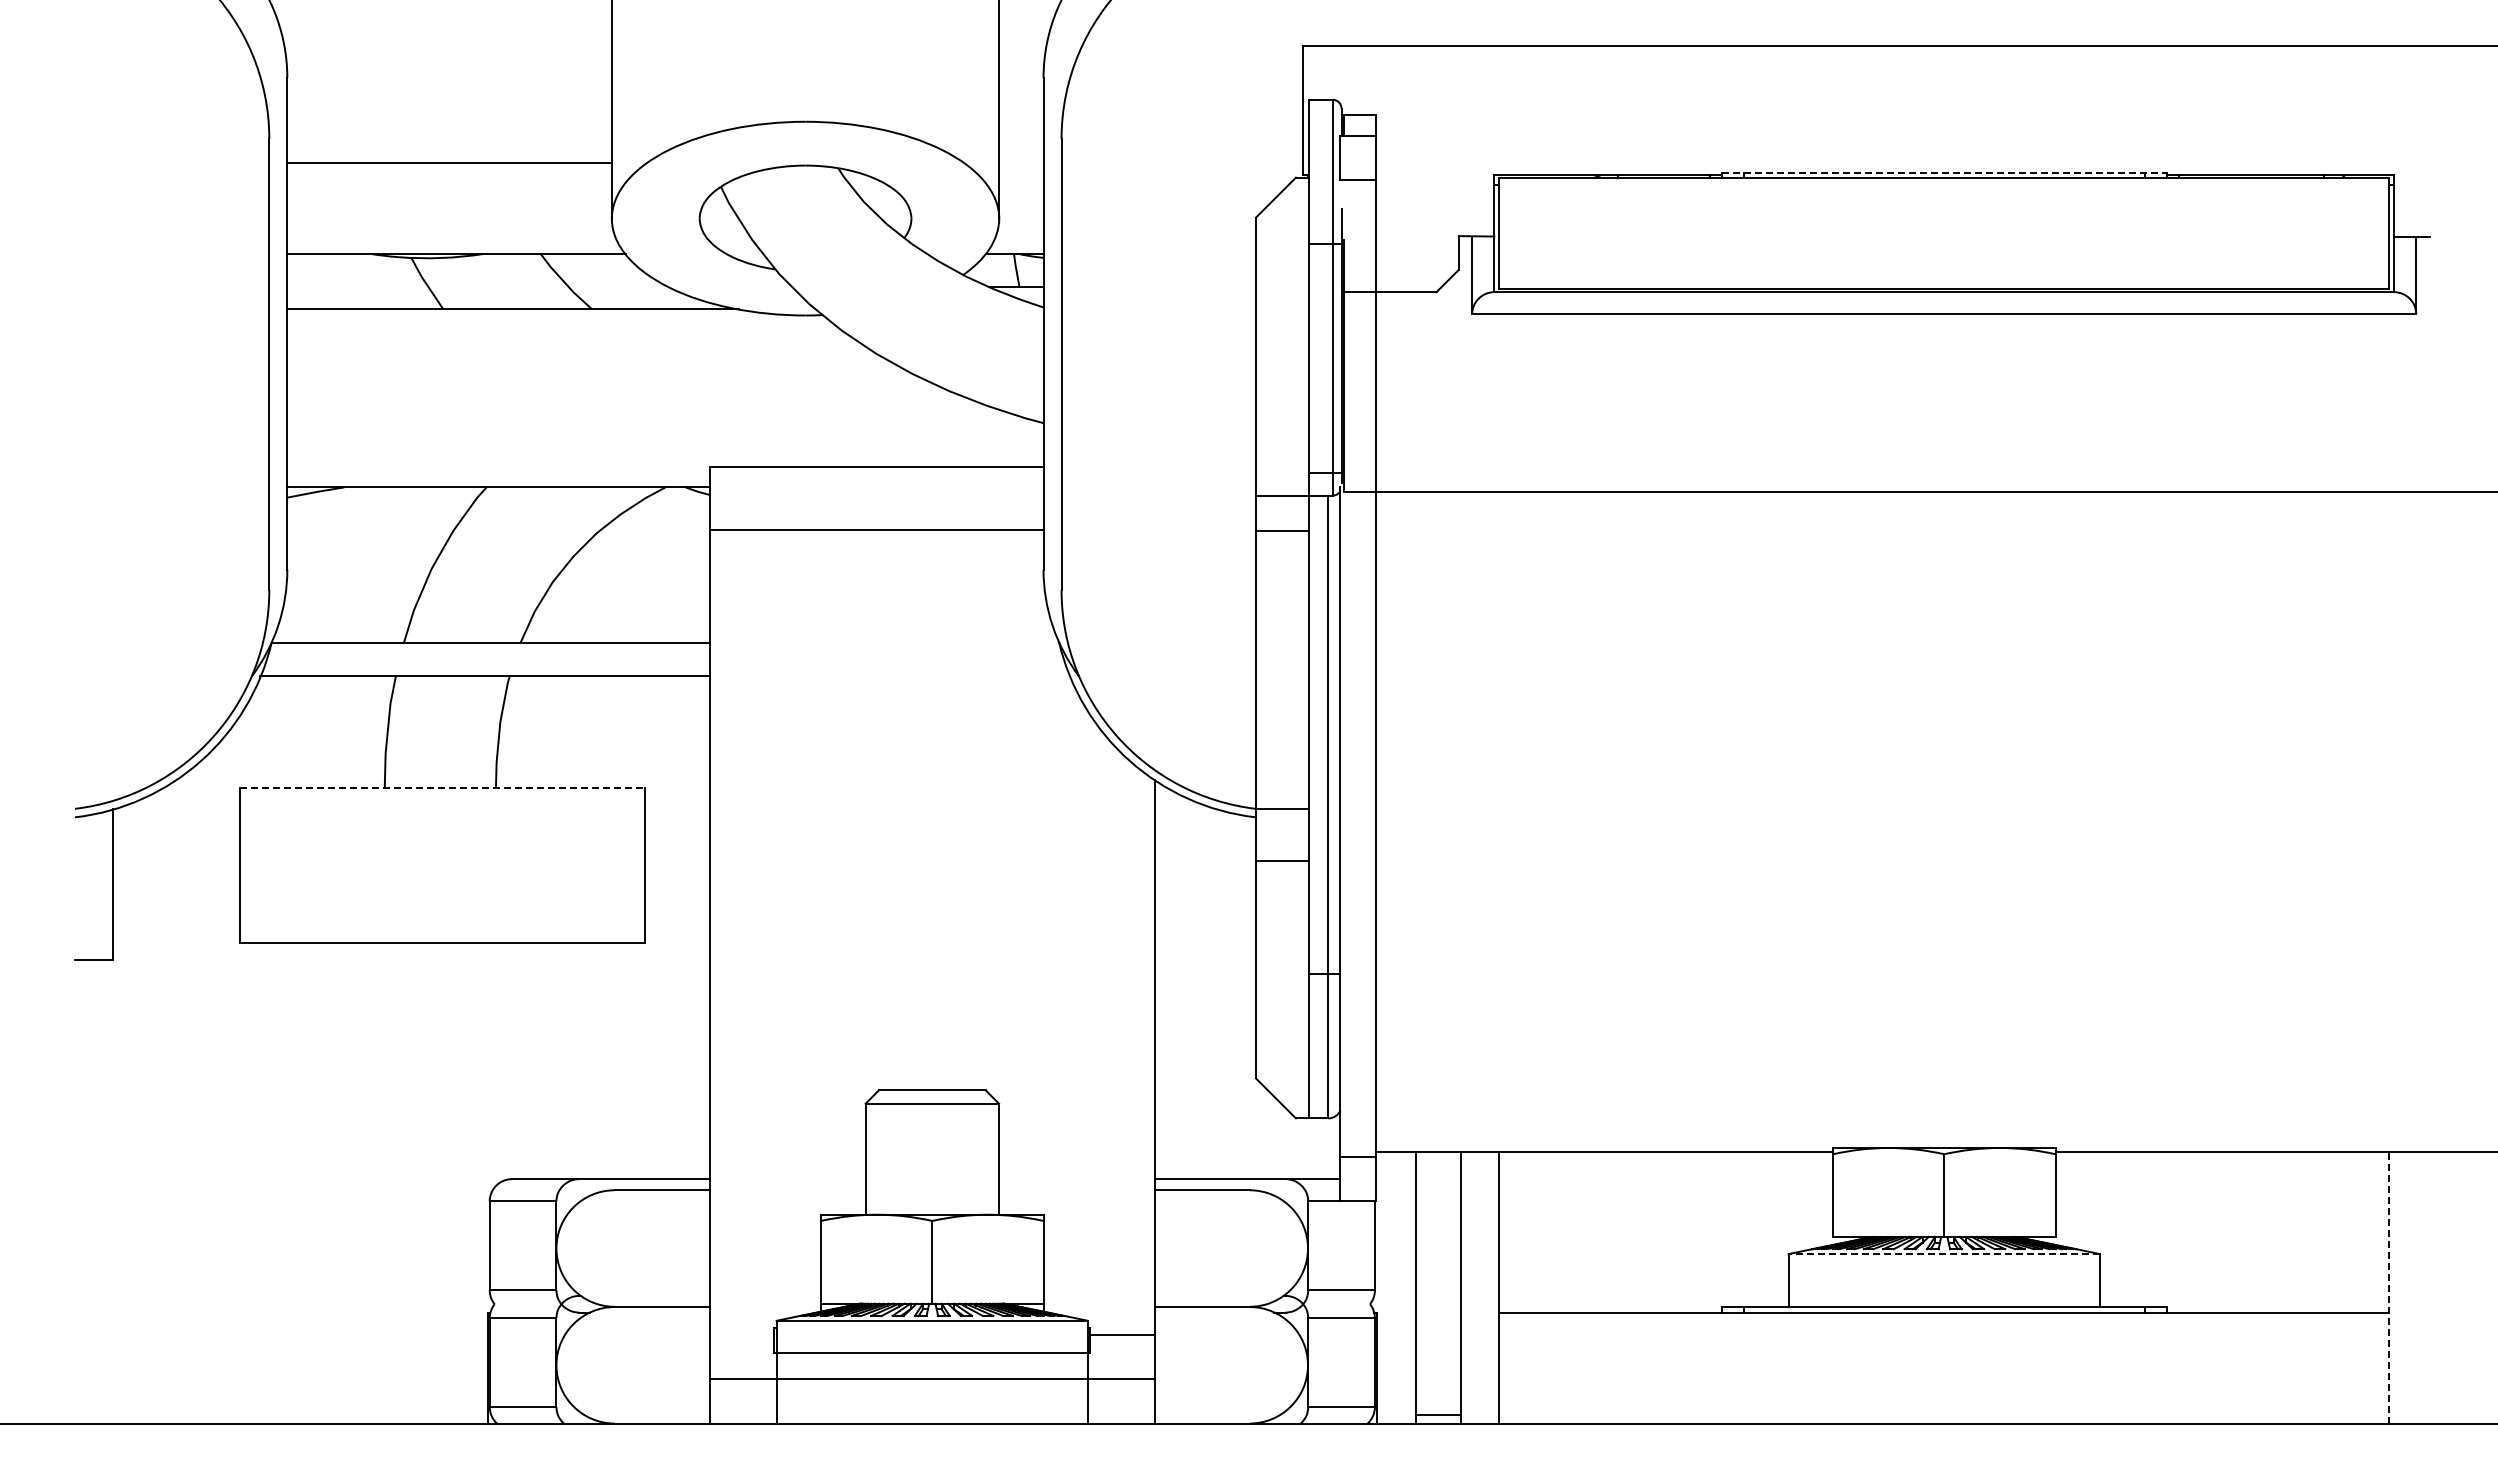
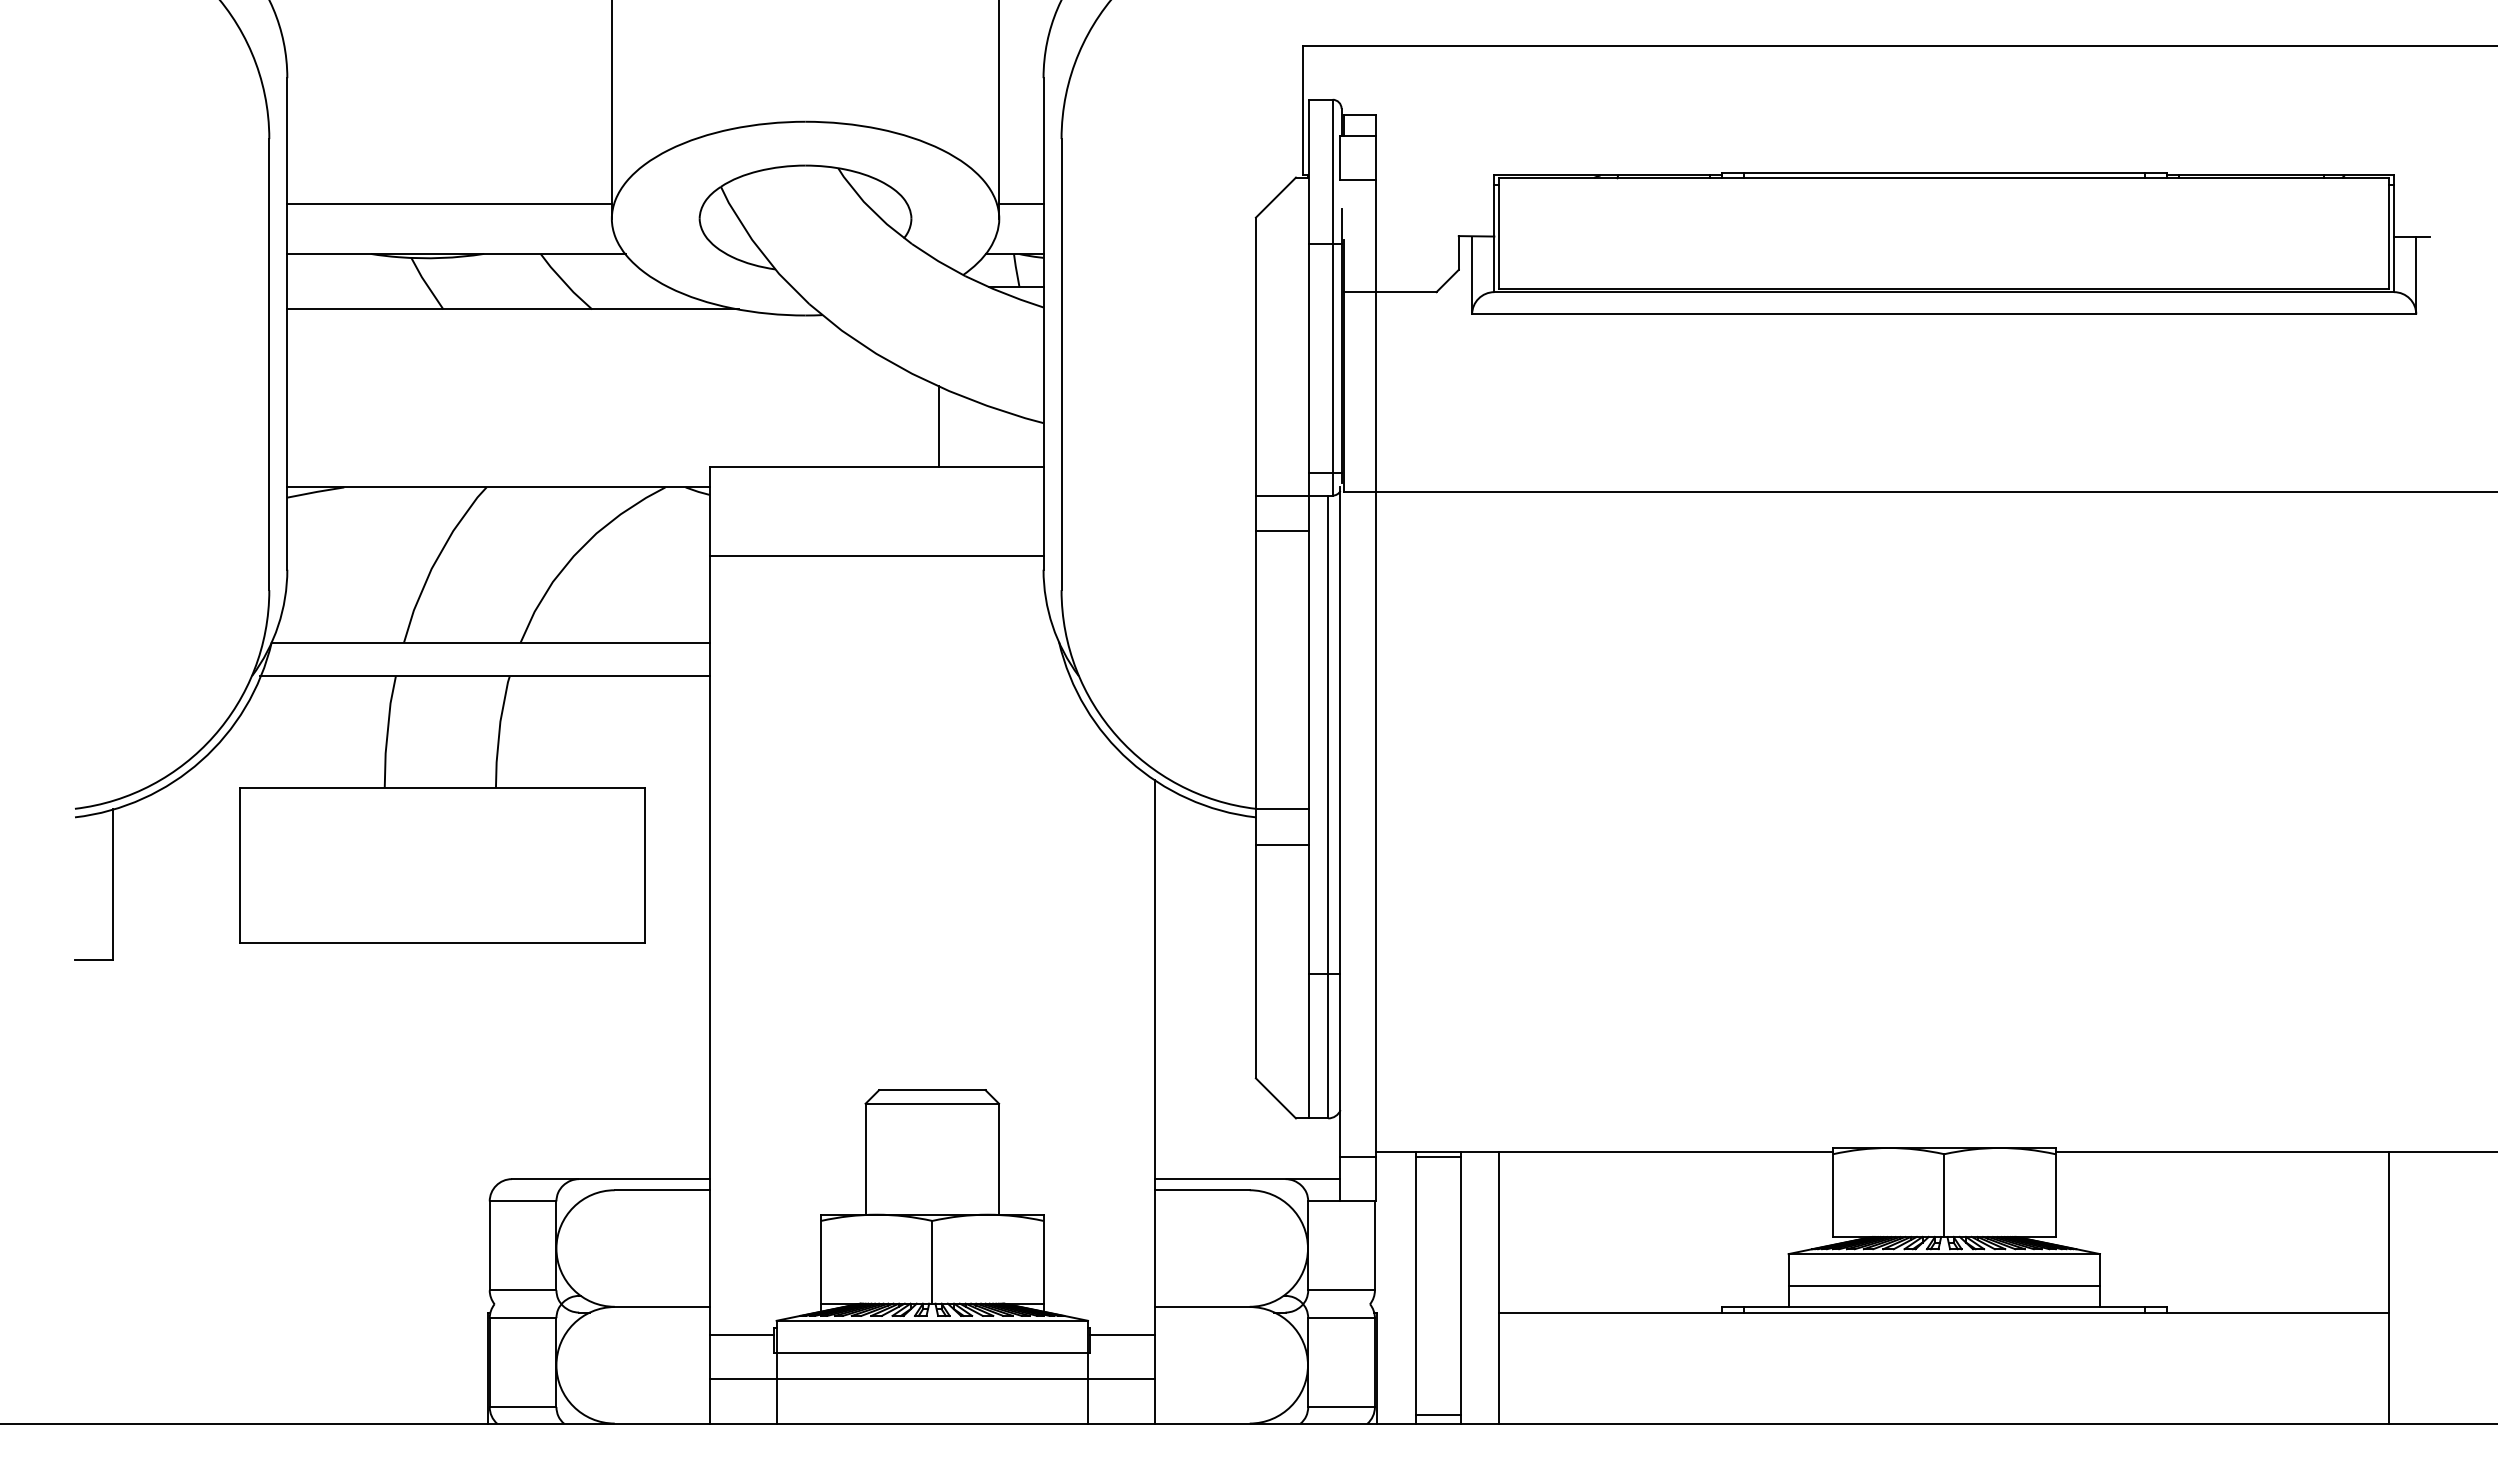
line position: (449, 162) -> (449, 203) (449, 203)
line: dashed -> solid (1944, 172)
line: none -> present (1021, 203)
line: none -> present (939, 426)
line position: (876, 530) -> (876, 556) (876, 556)
line: dashed -> solid (443, 787)
line position: (1282, 860) -> (1282, 844) (1282, 844)
line: none -> present (1438, 1156)
line: dashed -> solid (1944, 1254)
line: none -> present (1944, 1285)
line: dashed -> solid (2389, 1288)
line: none -> present (741, 1334)
